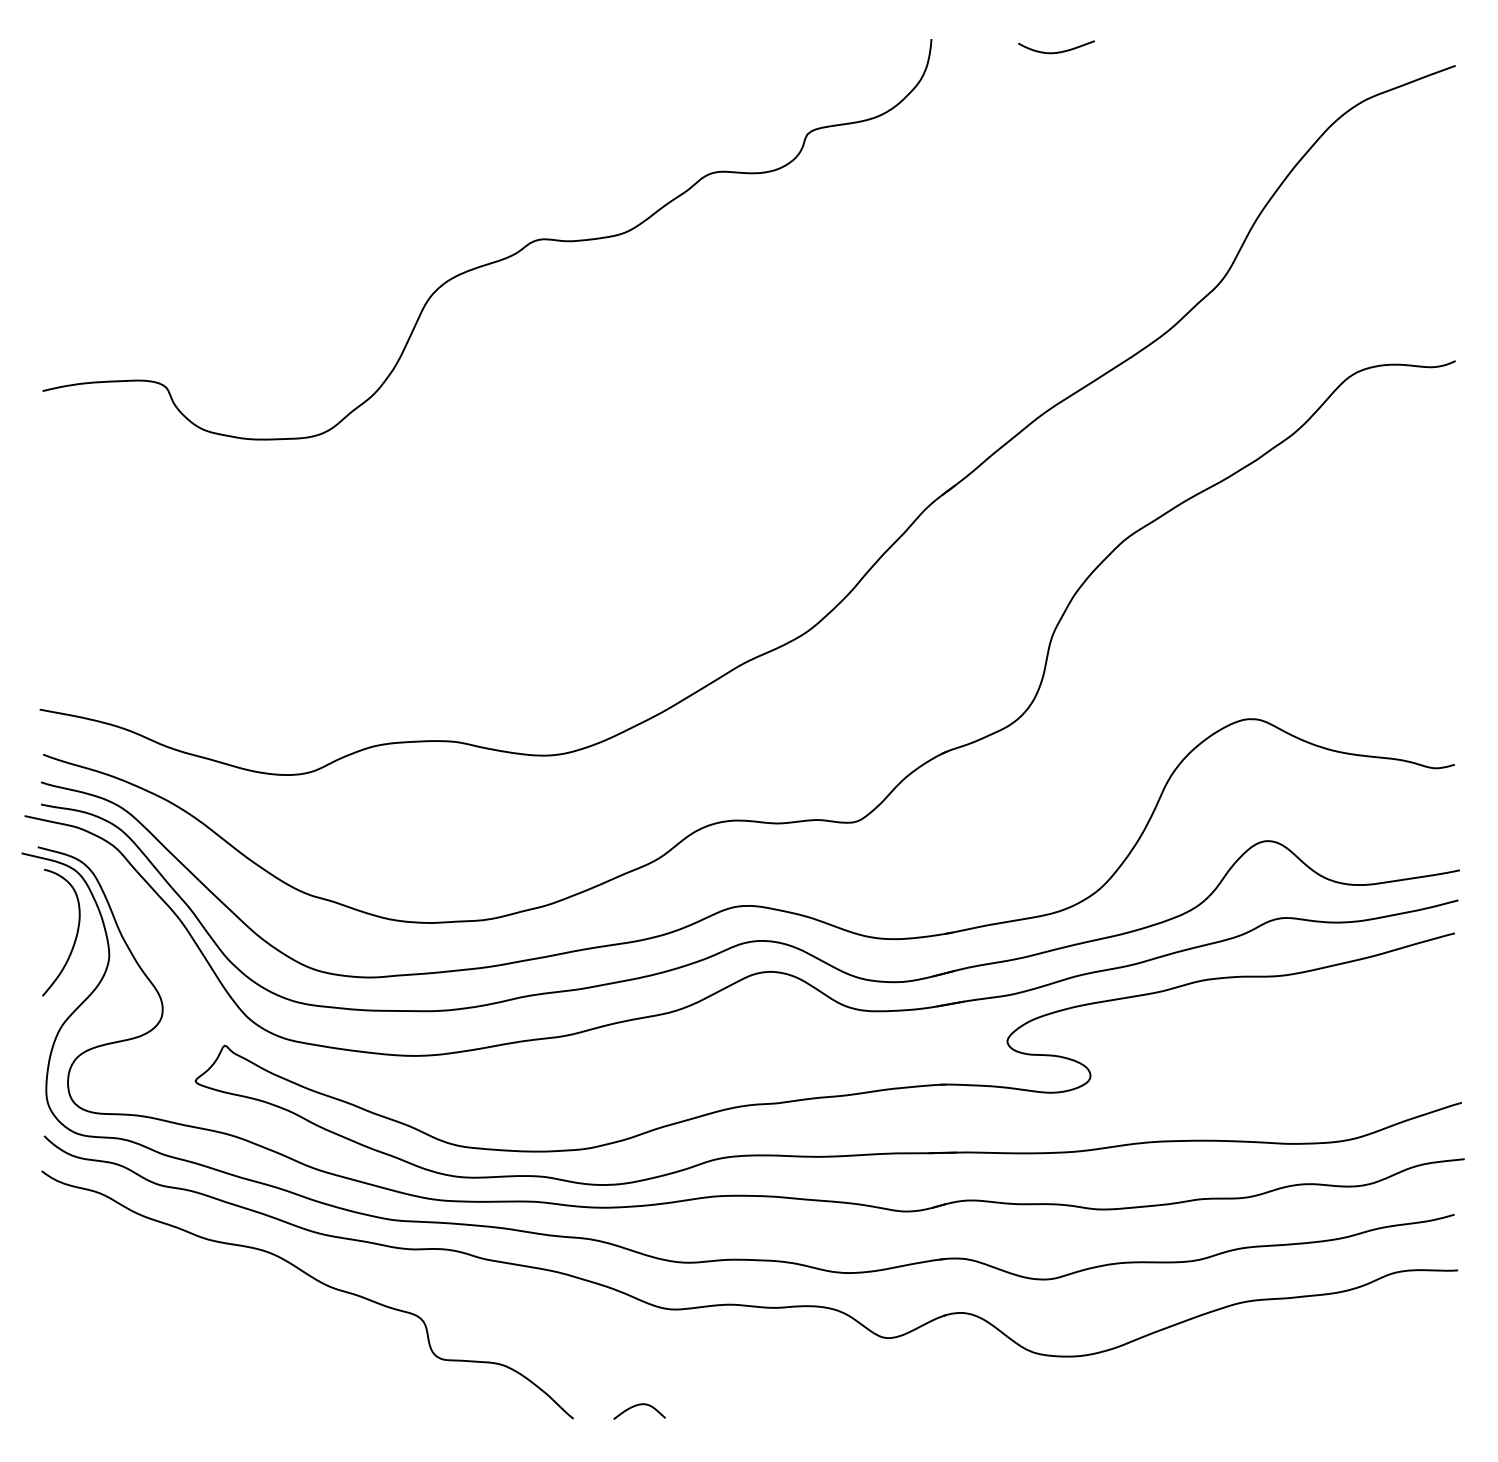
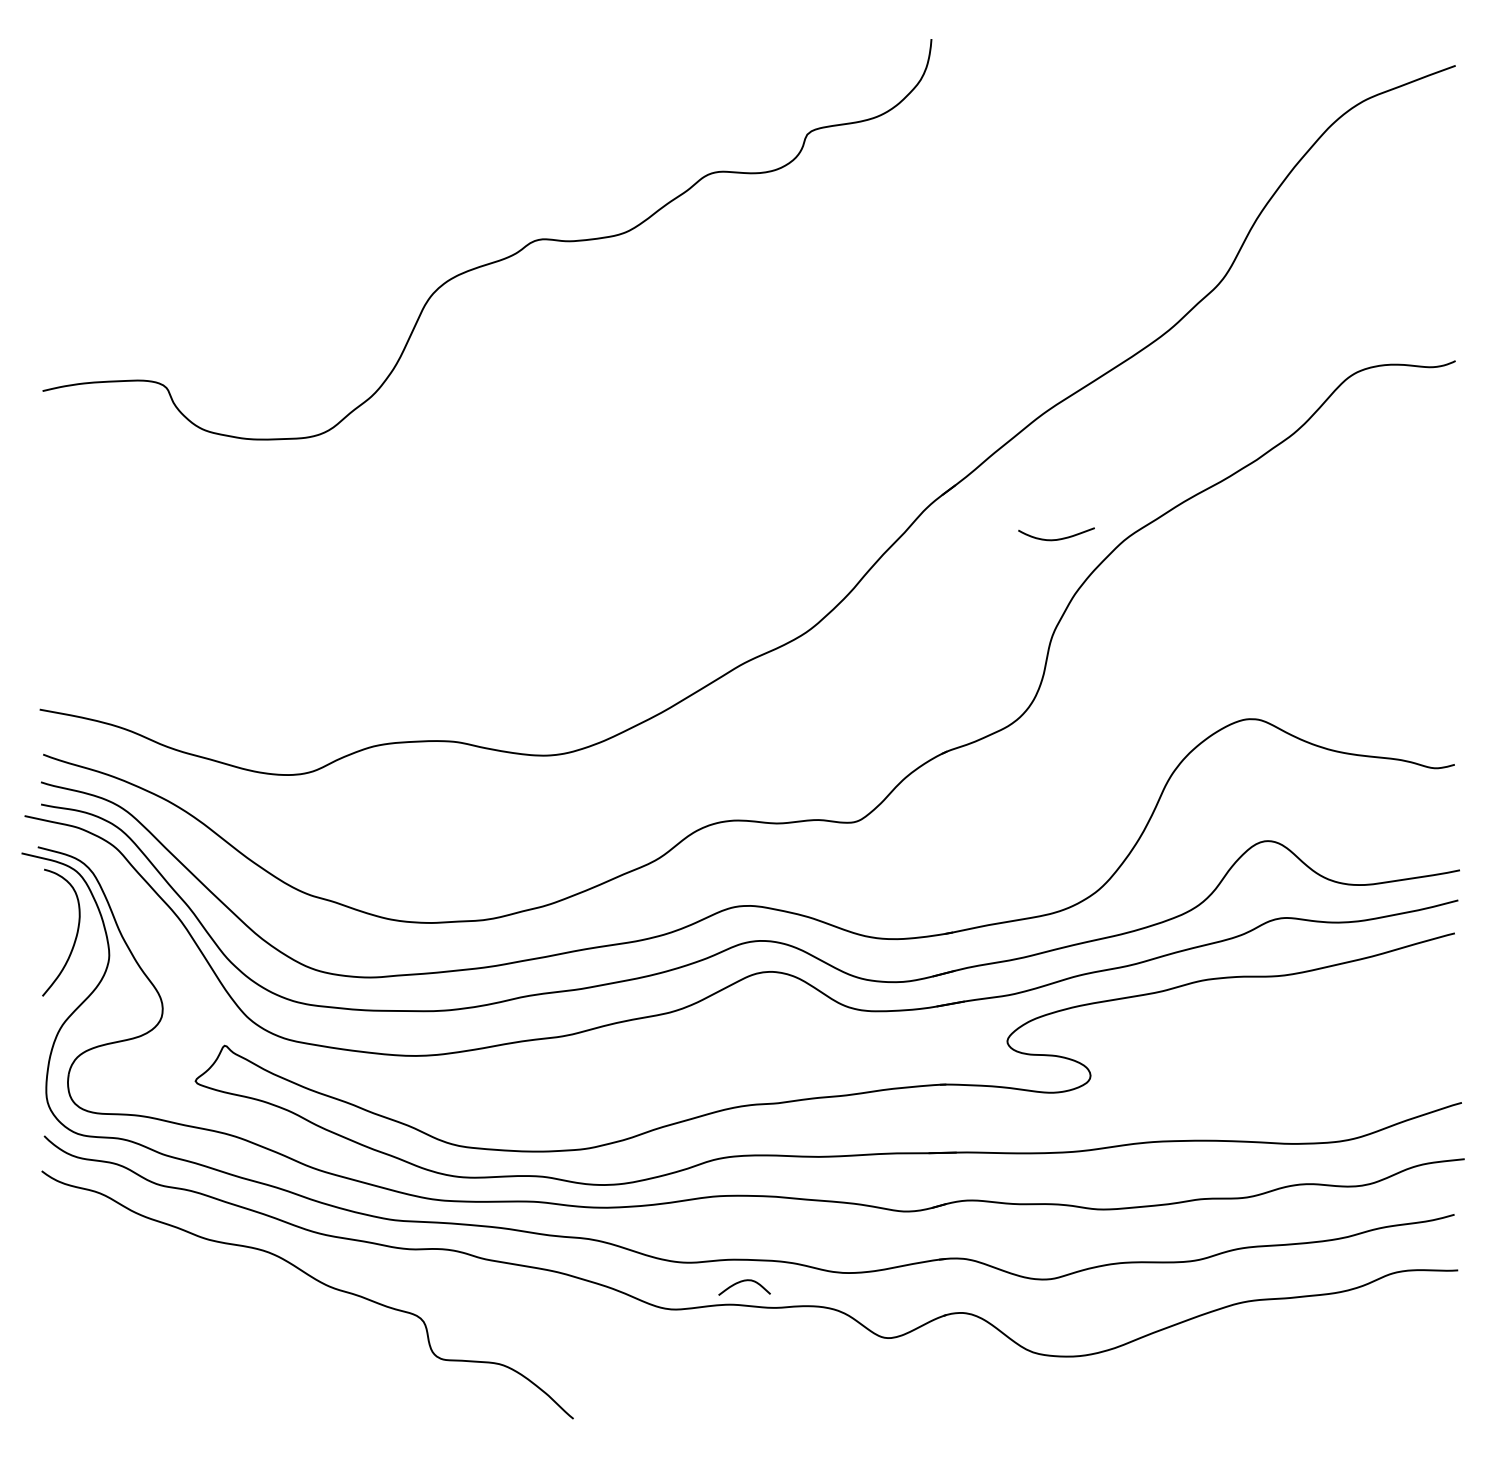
curve position: (1057, 51) -> (1057, 538) (1057, 538)
curve position: (637, 1406) -> (742, 1282) (742, 1282)
